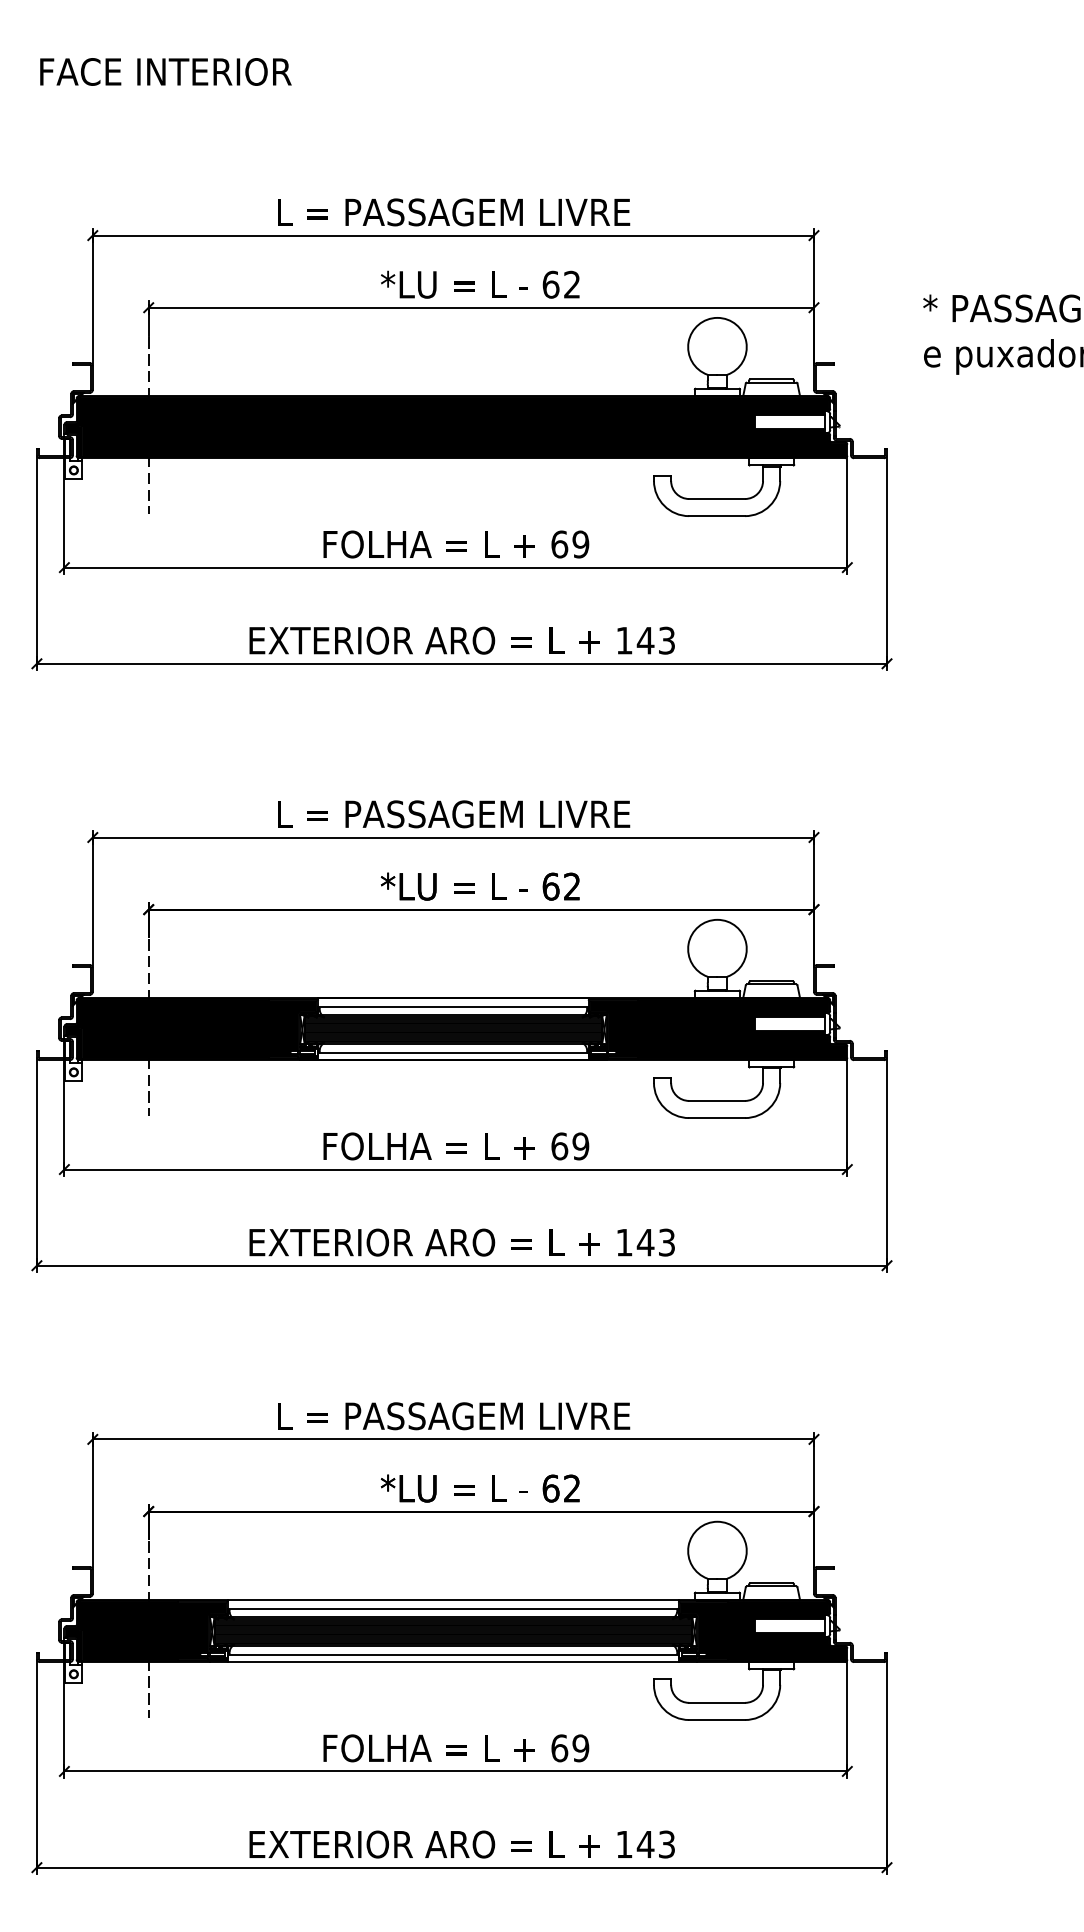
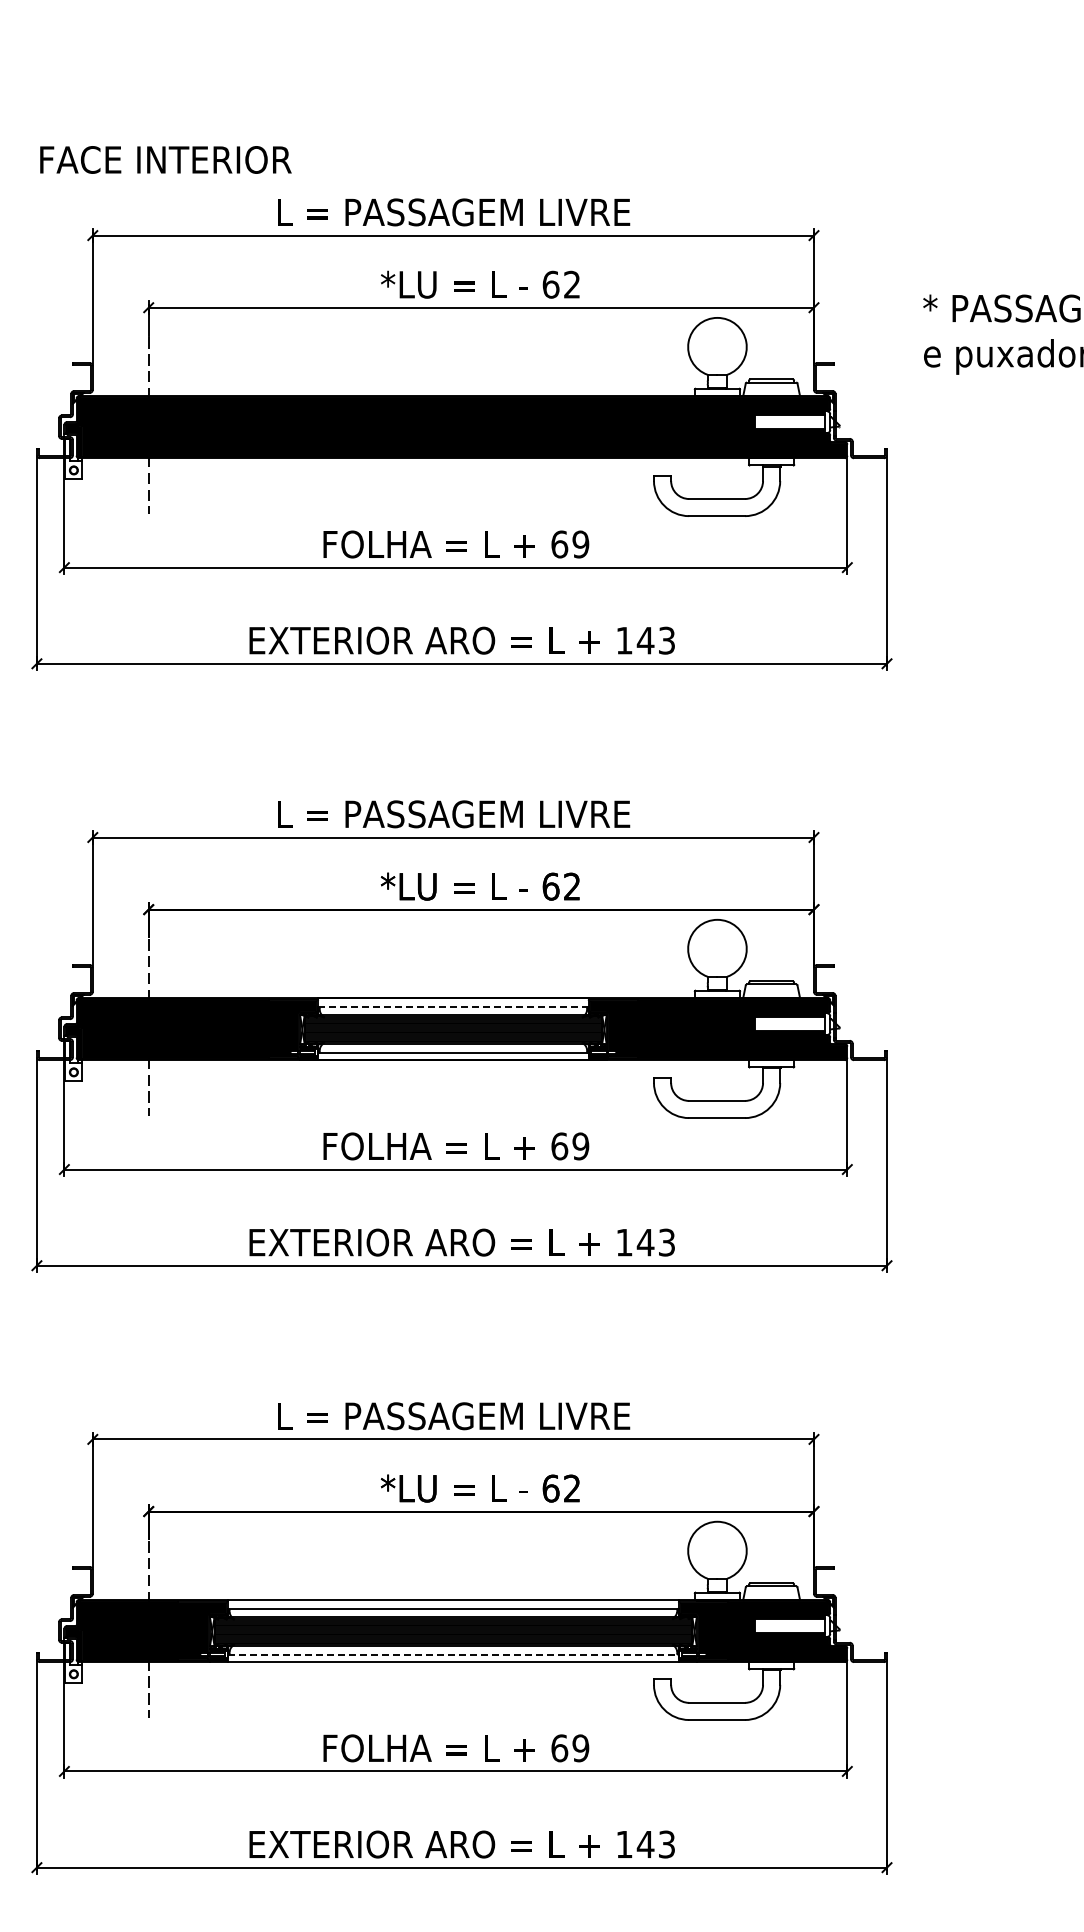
text position: (165, 71) -> (165, 159) (165, 159)
line: solid -> dashed (452, 1006)
line: solid -> dashed (453, 1655)
